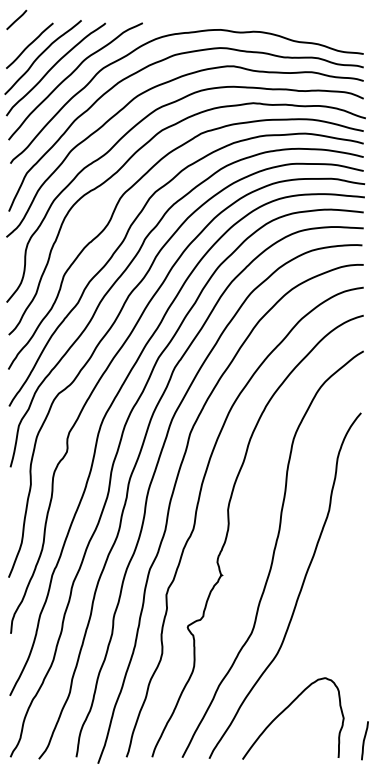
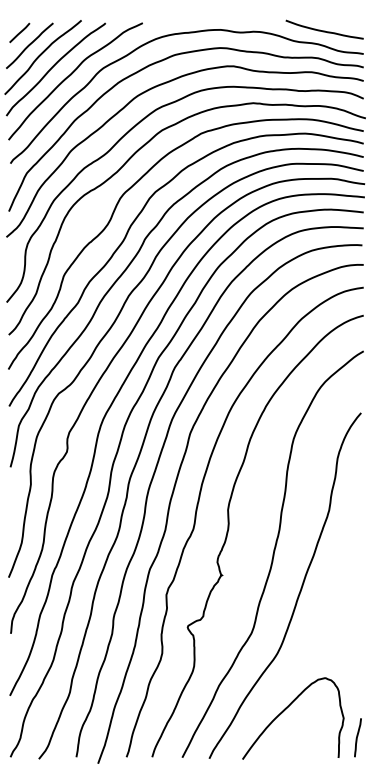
line position: (16, 19) -> (19, 32) (19, 32)
curve: none -> present (324, 30)
curve position: (364, 740) -> (357, 737) (357, 737)
